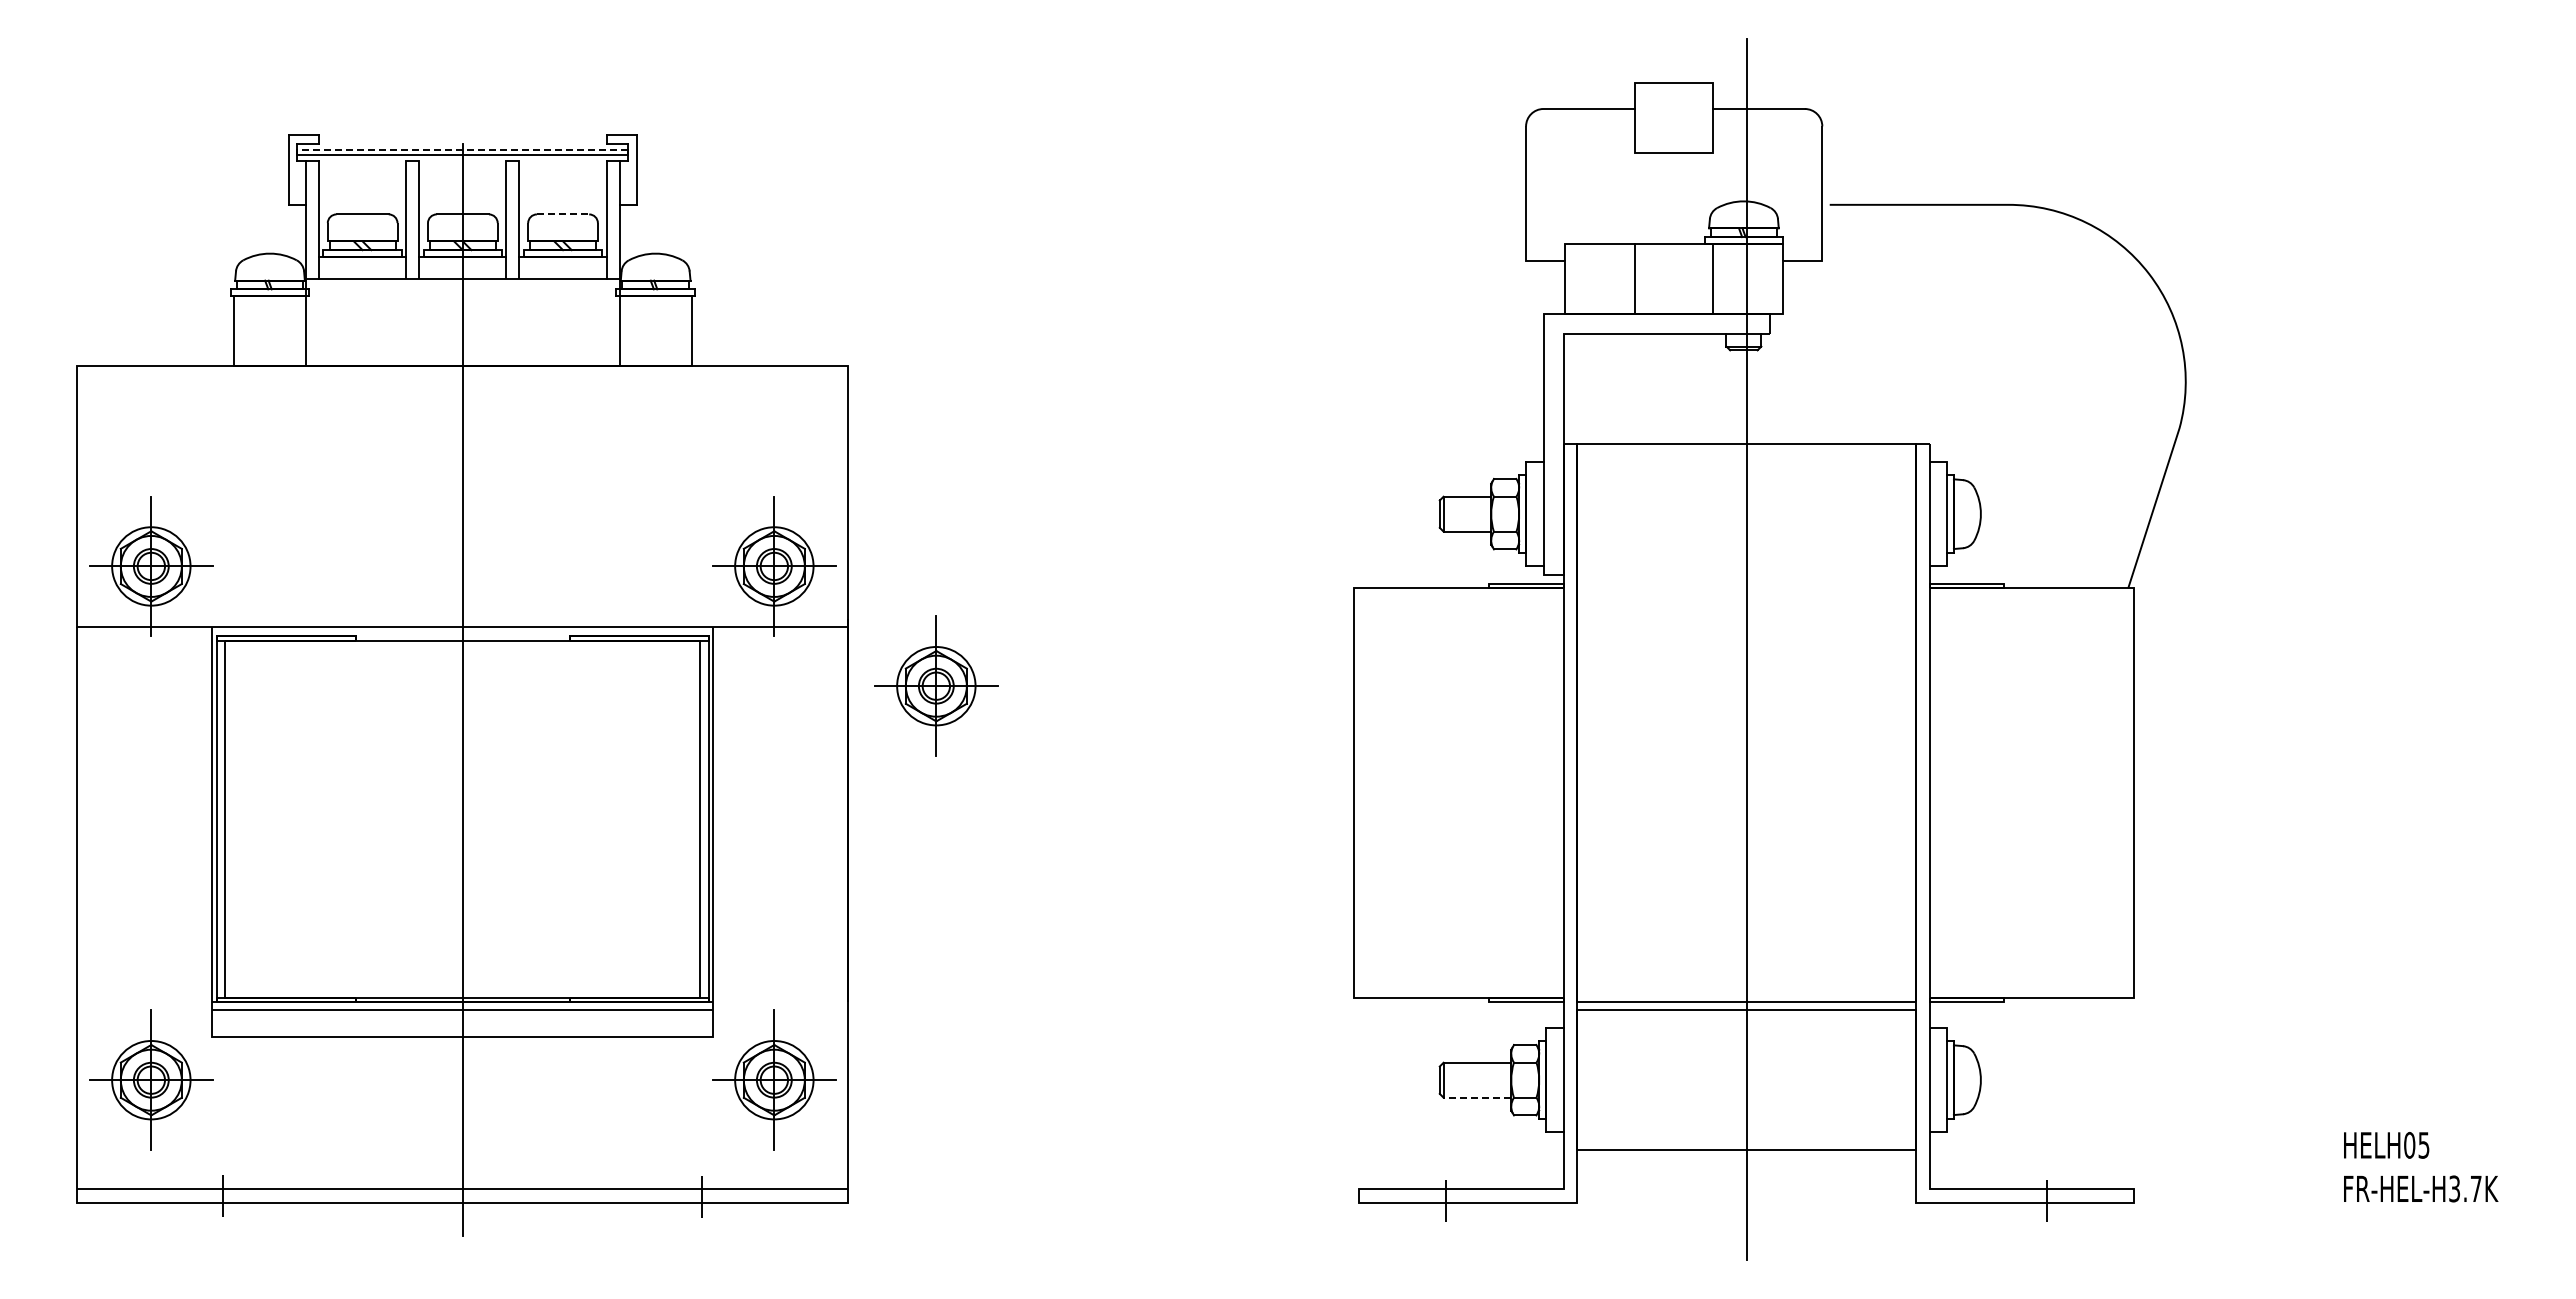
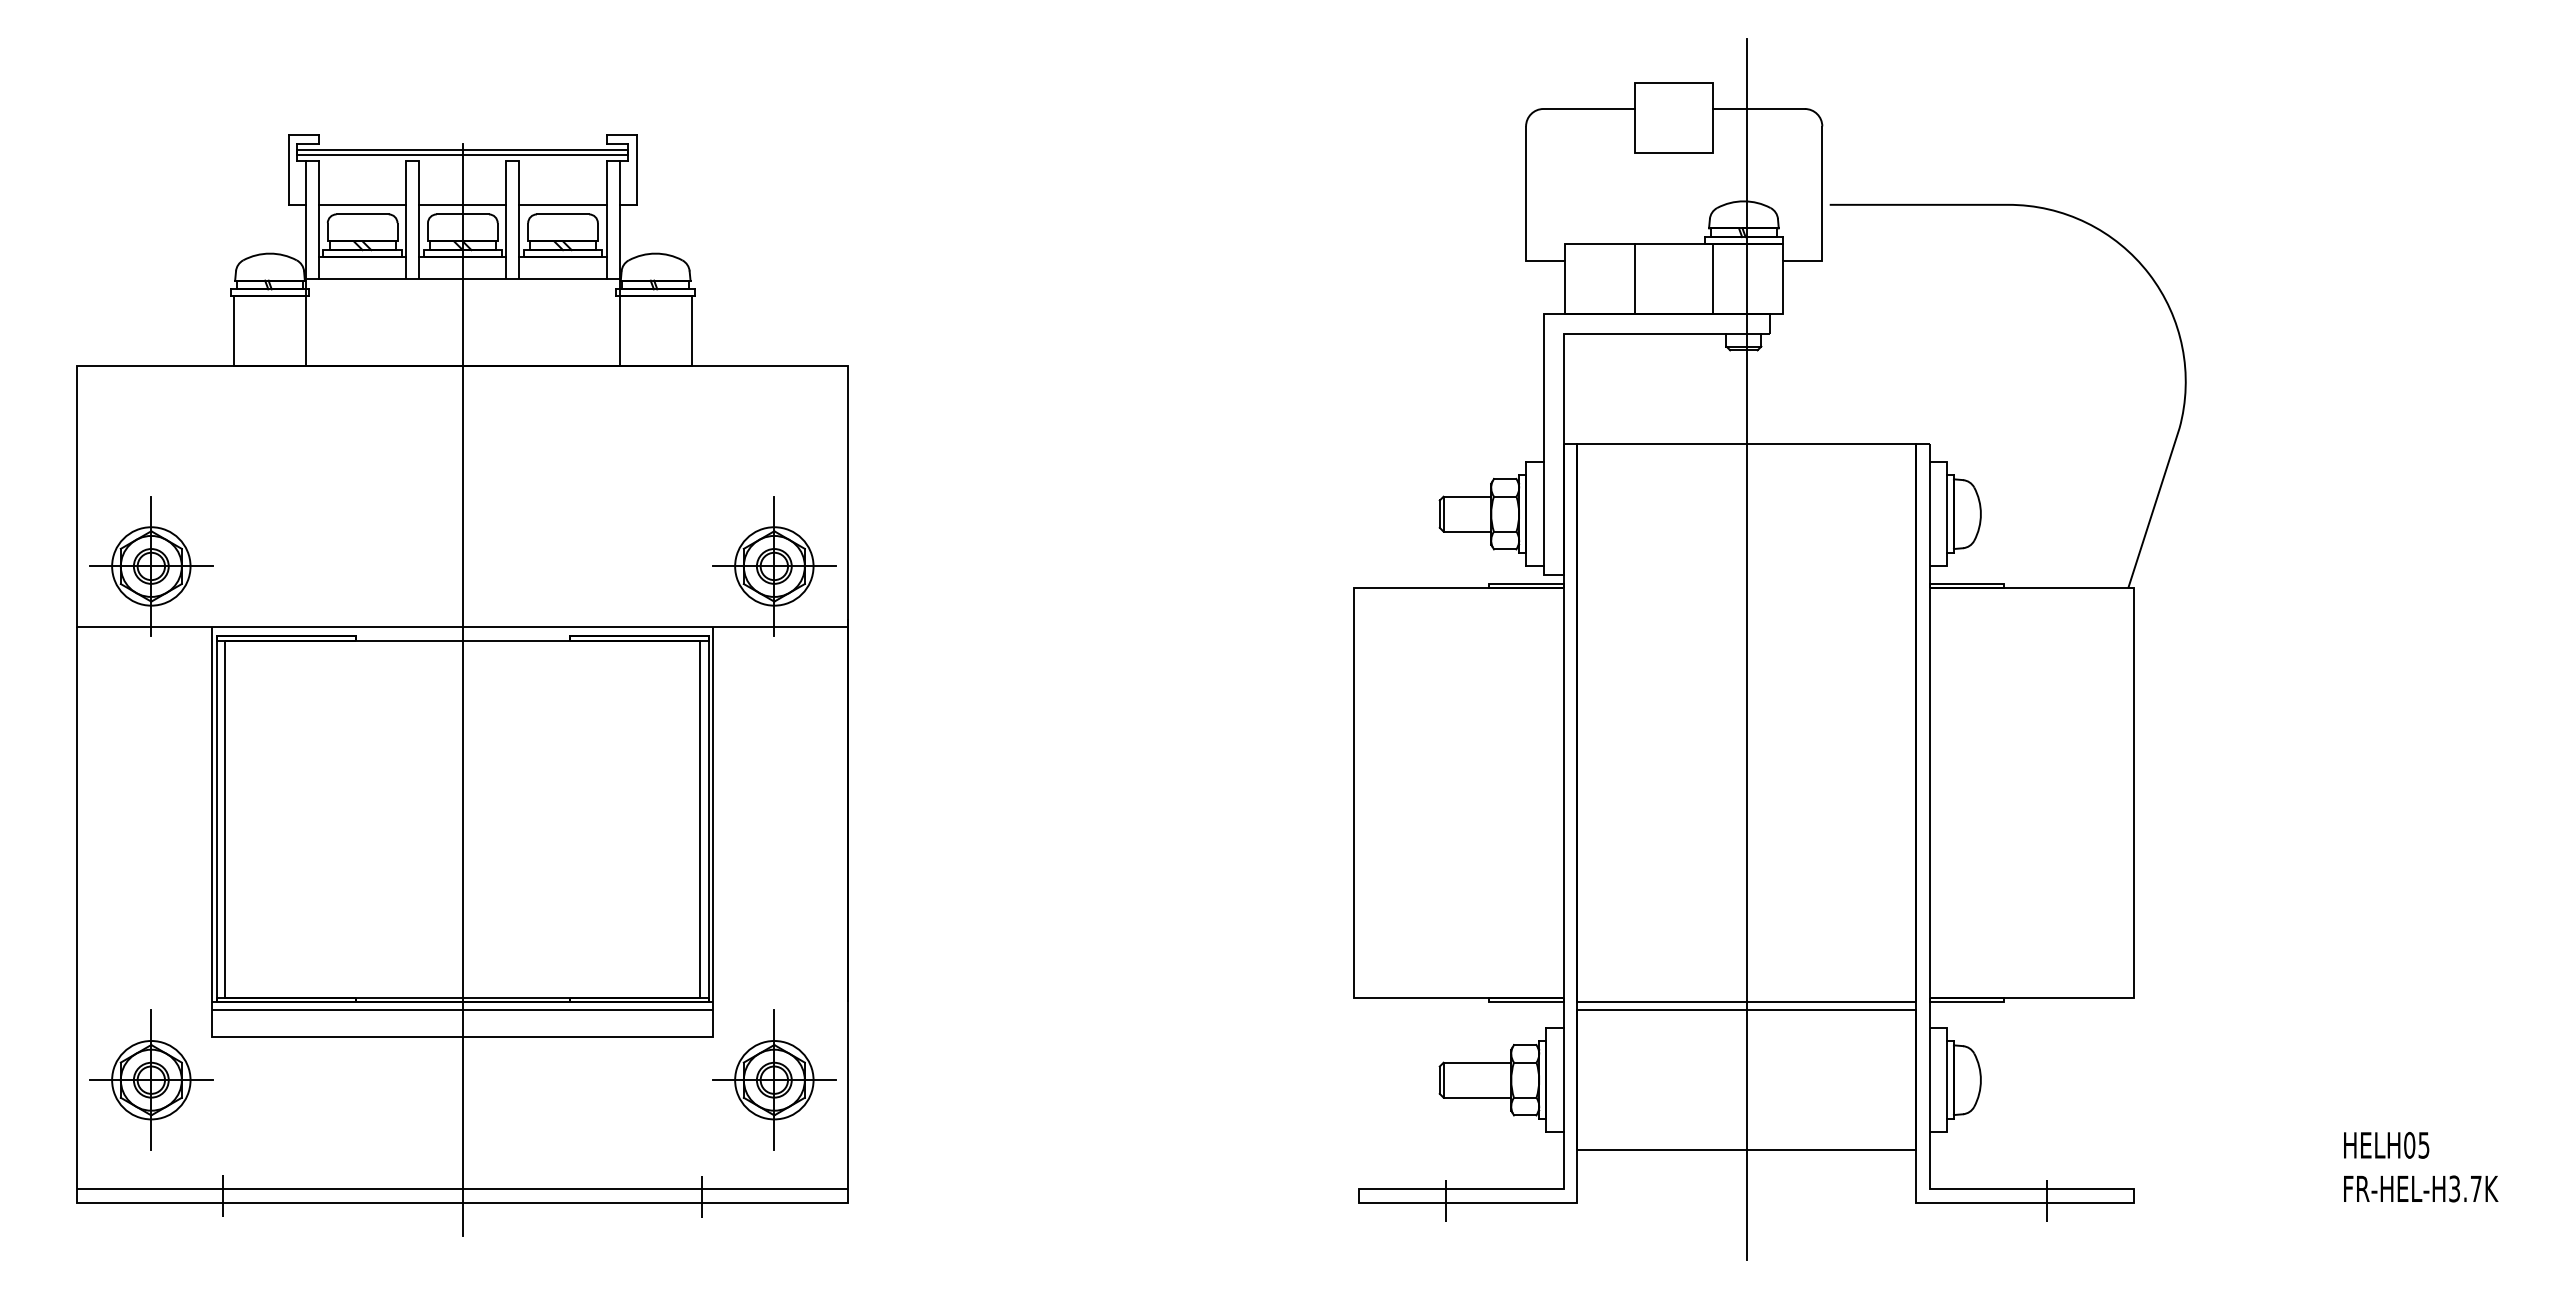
line: dashed -> solid (462, 150)
line: none -> present (362, 204)
line: none -> present (462, 204)
line: none -> present (562, 204)
line: dashed -> solid (563, 214)
part: present -> none (936, 685)
line: dashed -> solid (1477, 1097)
